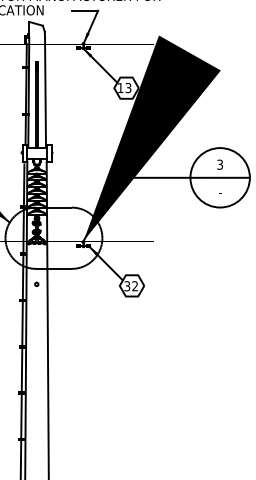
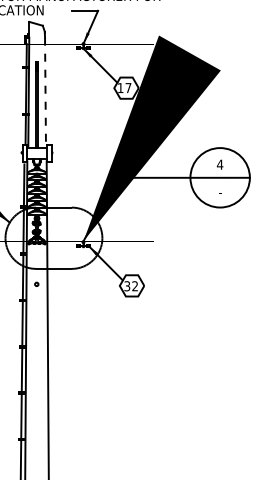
text: 13 -> 17 (128, 88)
line: solid -> dashed (45, 92)
text: 3 -> 4 (219, 164)
